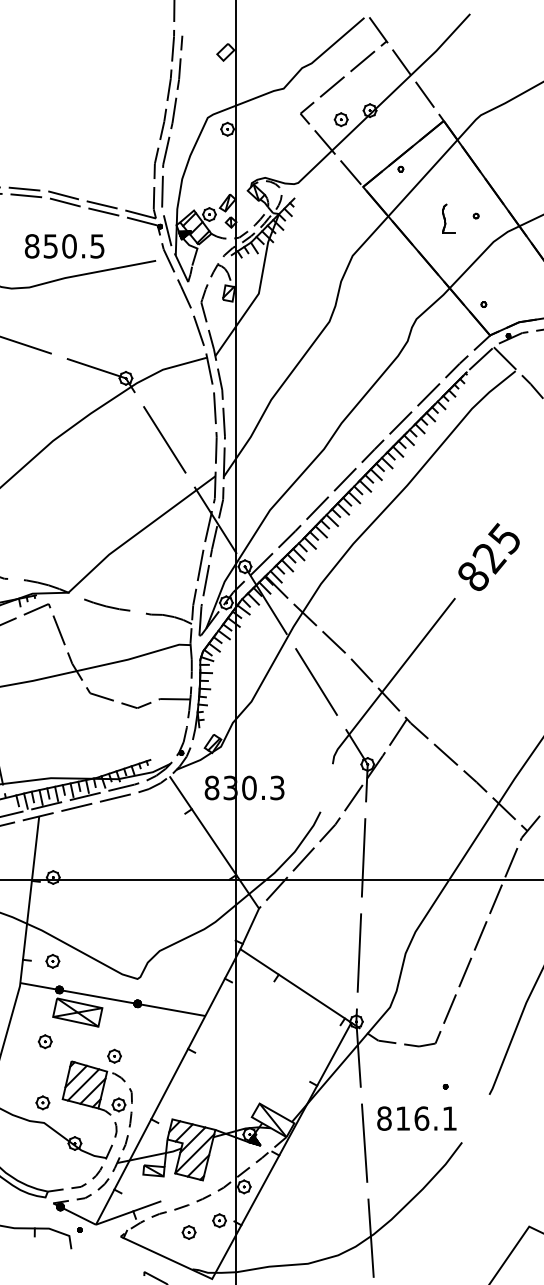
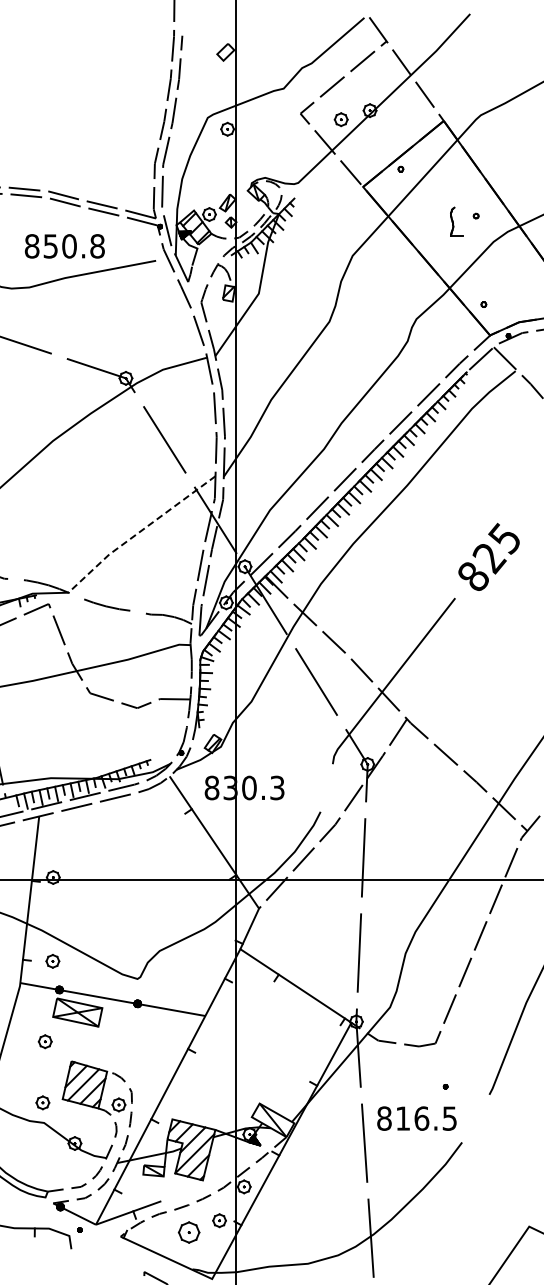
part position: (448, 218) -> (456, 221) (456, 221)
text: 850.5 -> 850.8 (97, 246)
line: solid -> dashed (139, 532)
part: present -> none (114, 1055)
text: 816.1 -> 816.5 (449, 1118)
part size: 16x15 px -> 24x23 px (188, 1232)
